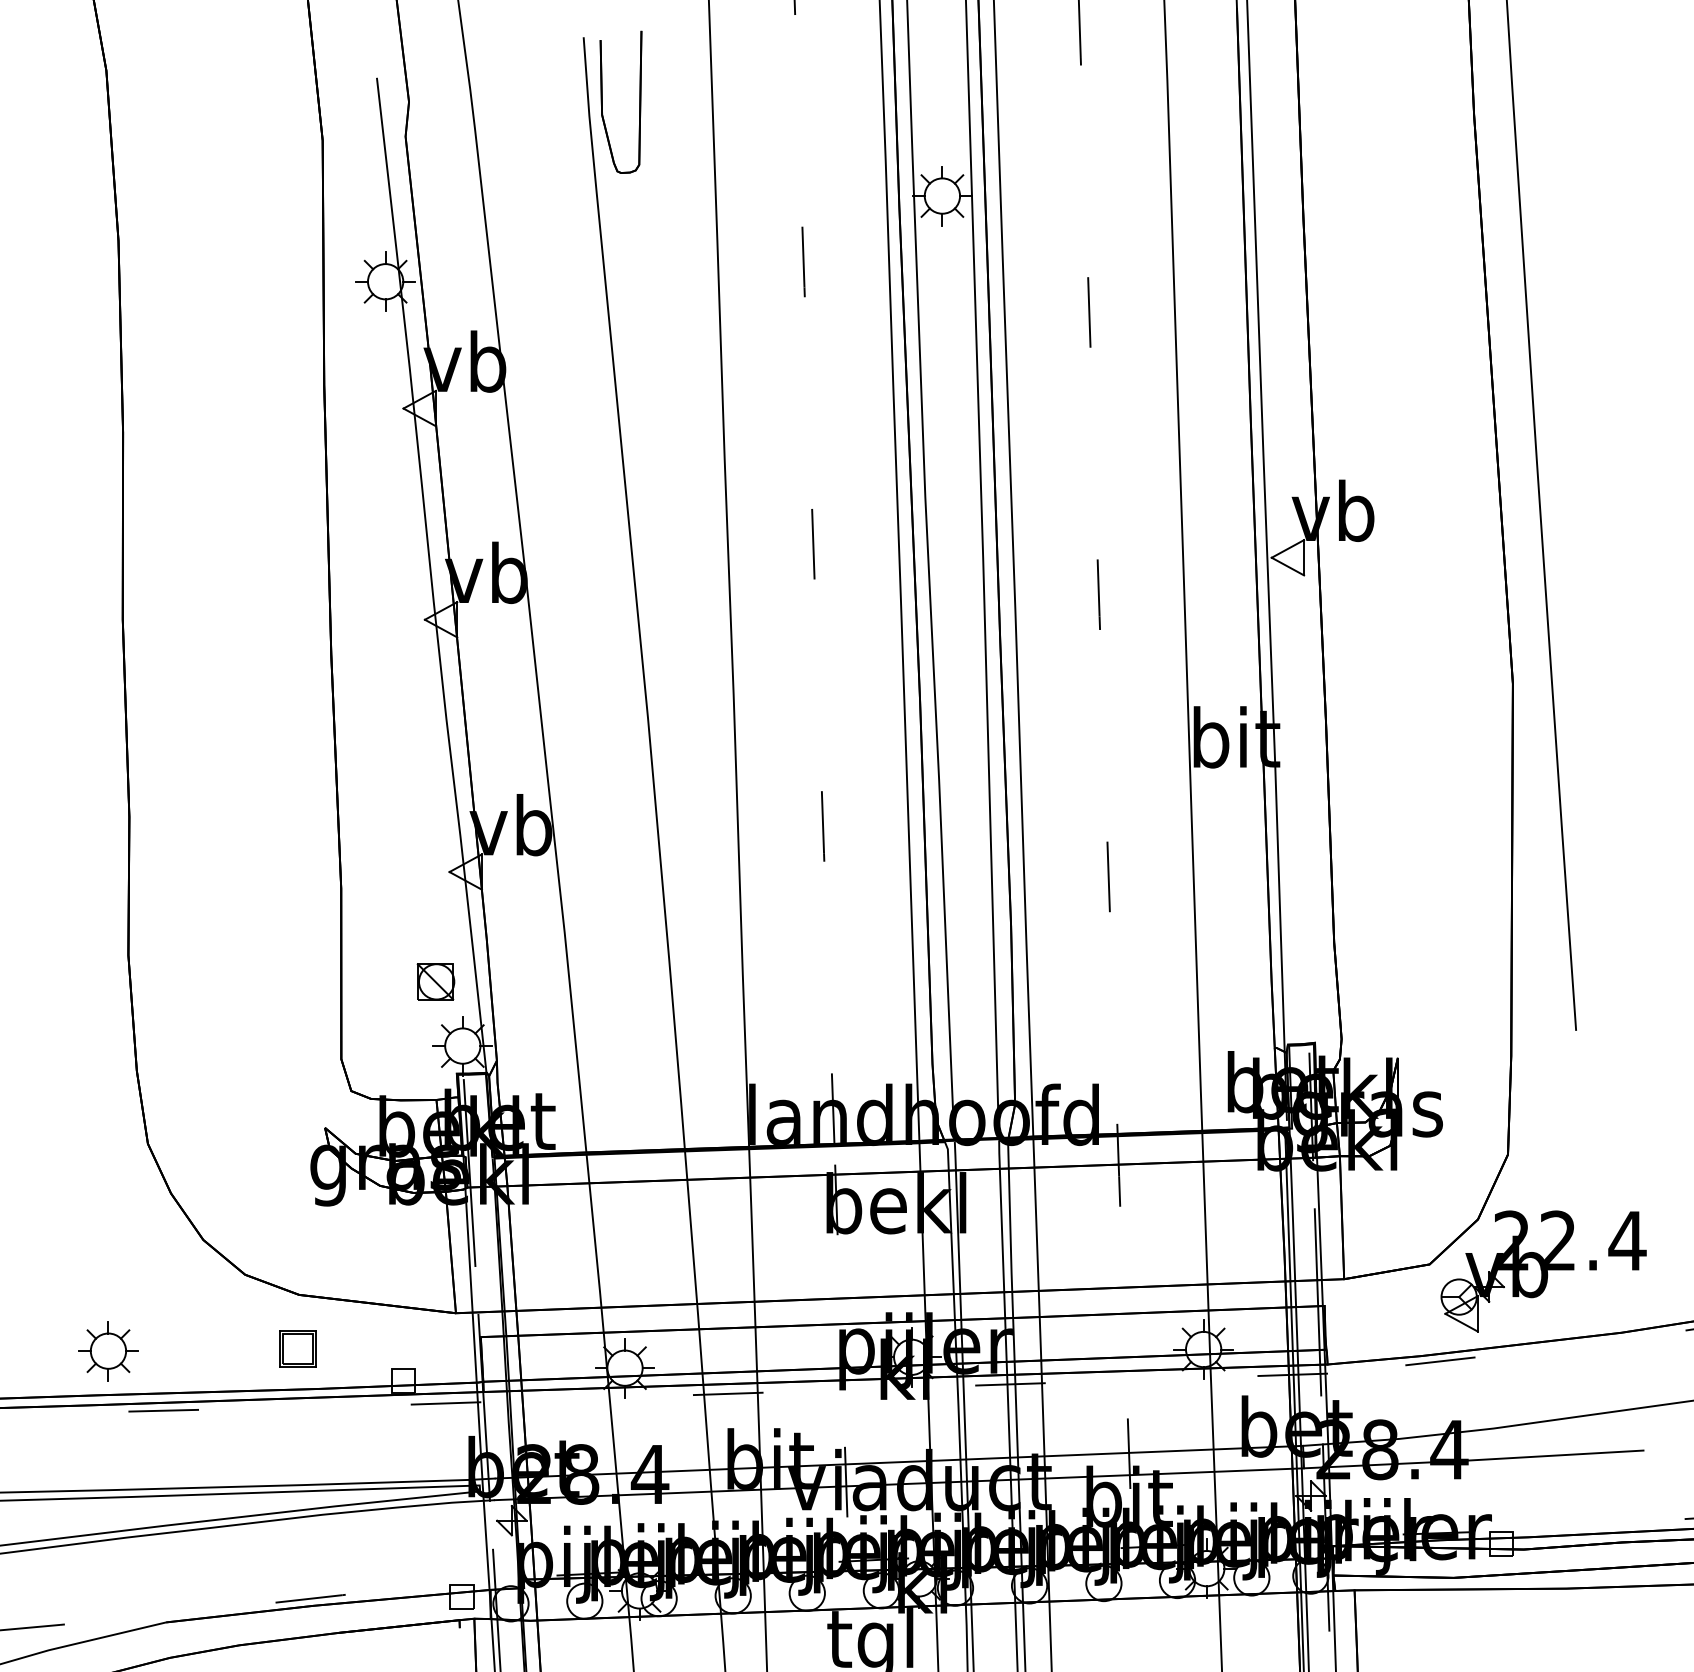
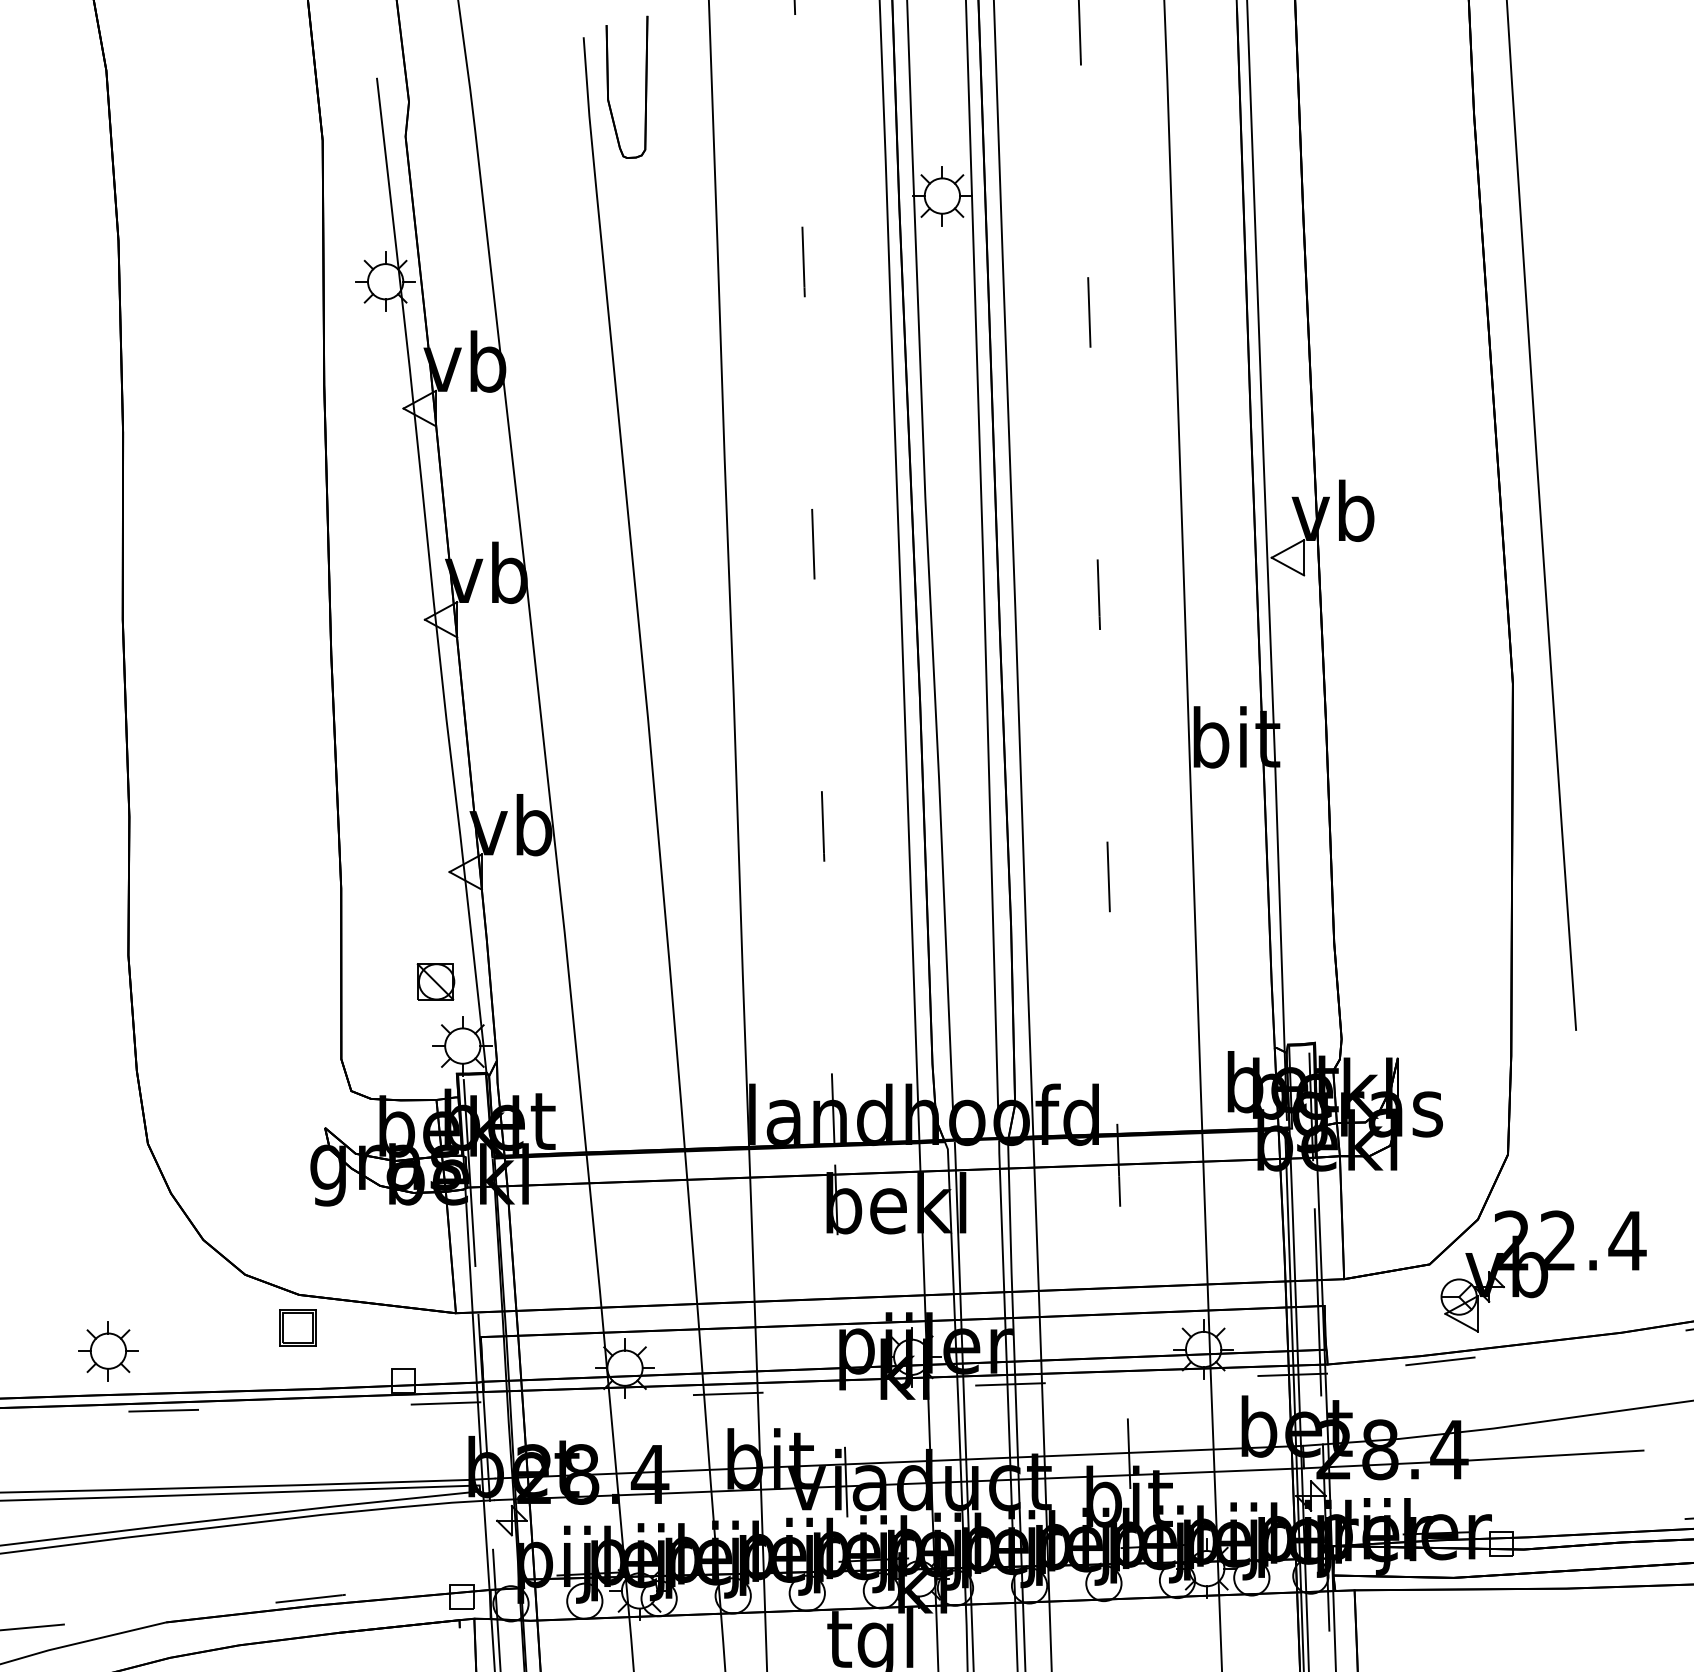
part position: (602, 101) -> (608, 86) (608, 86)
part position: (297, 1348) -> (297, 1327) (297, 1327)
